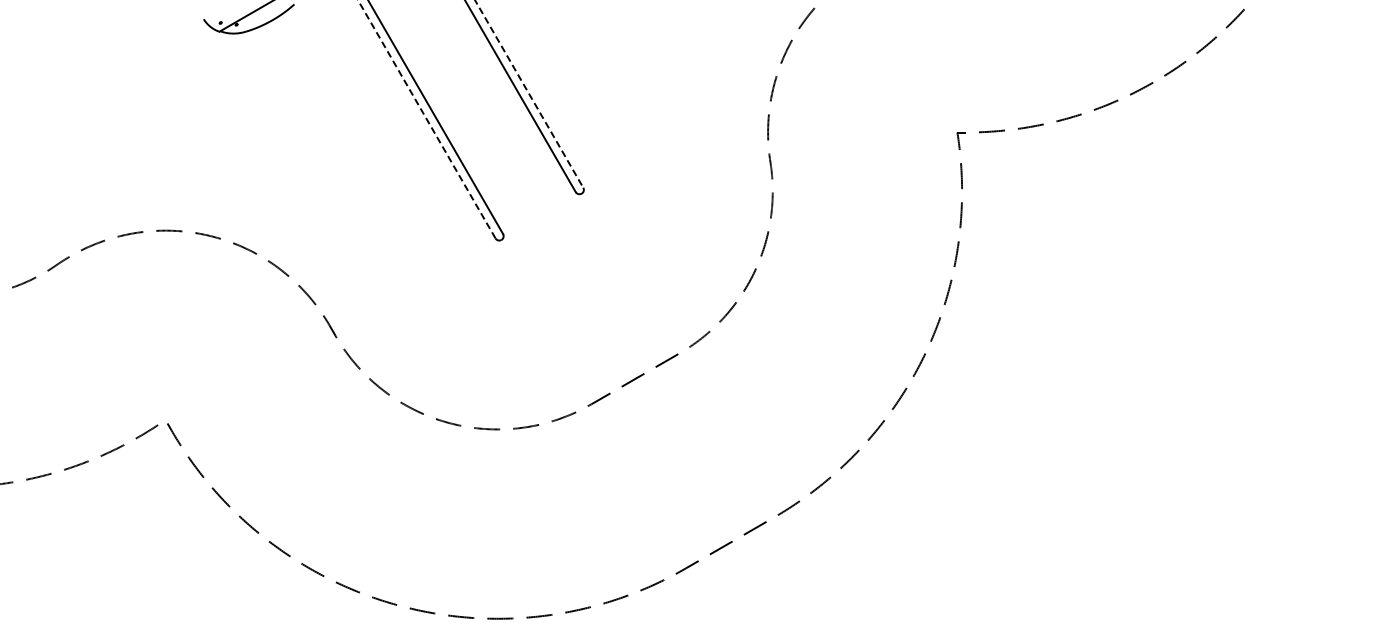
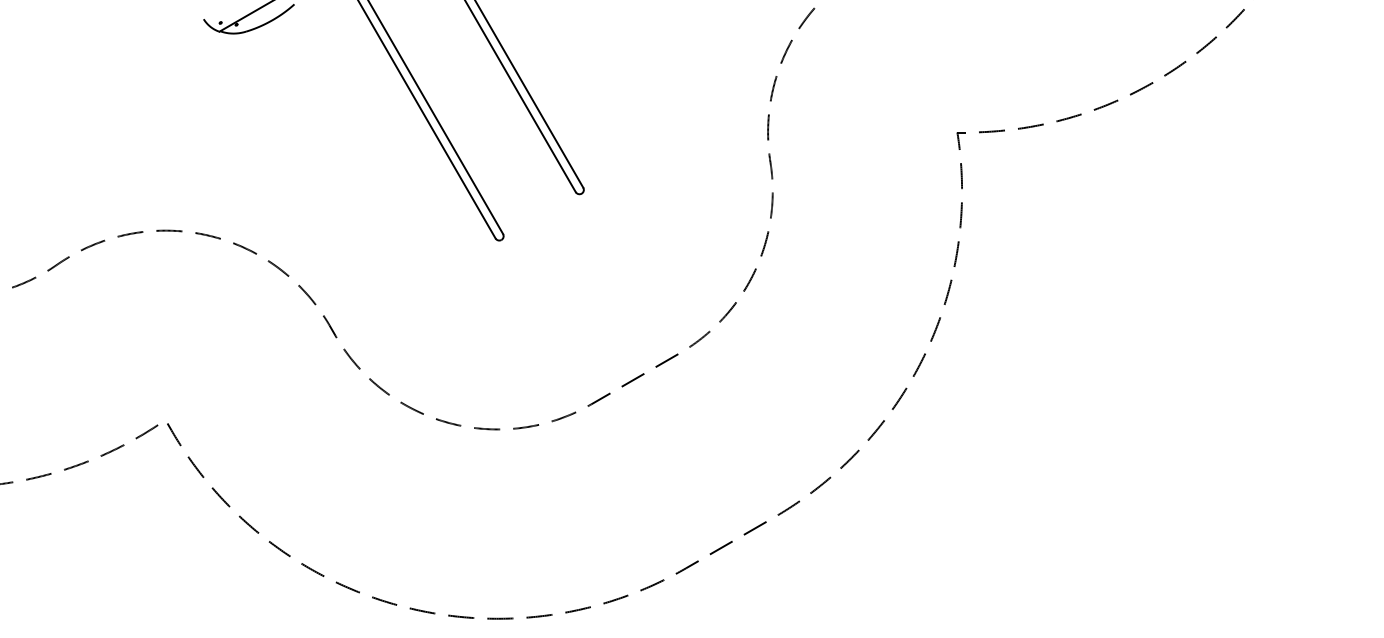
line: dashed -> solid (529, 94)
line: dashed -> solid (426, 119)
